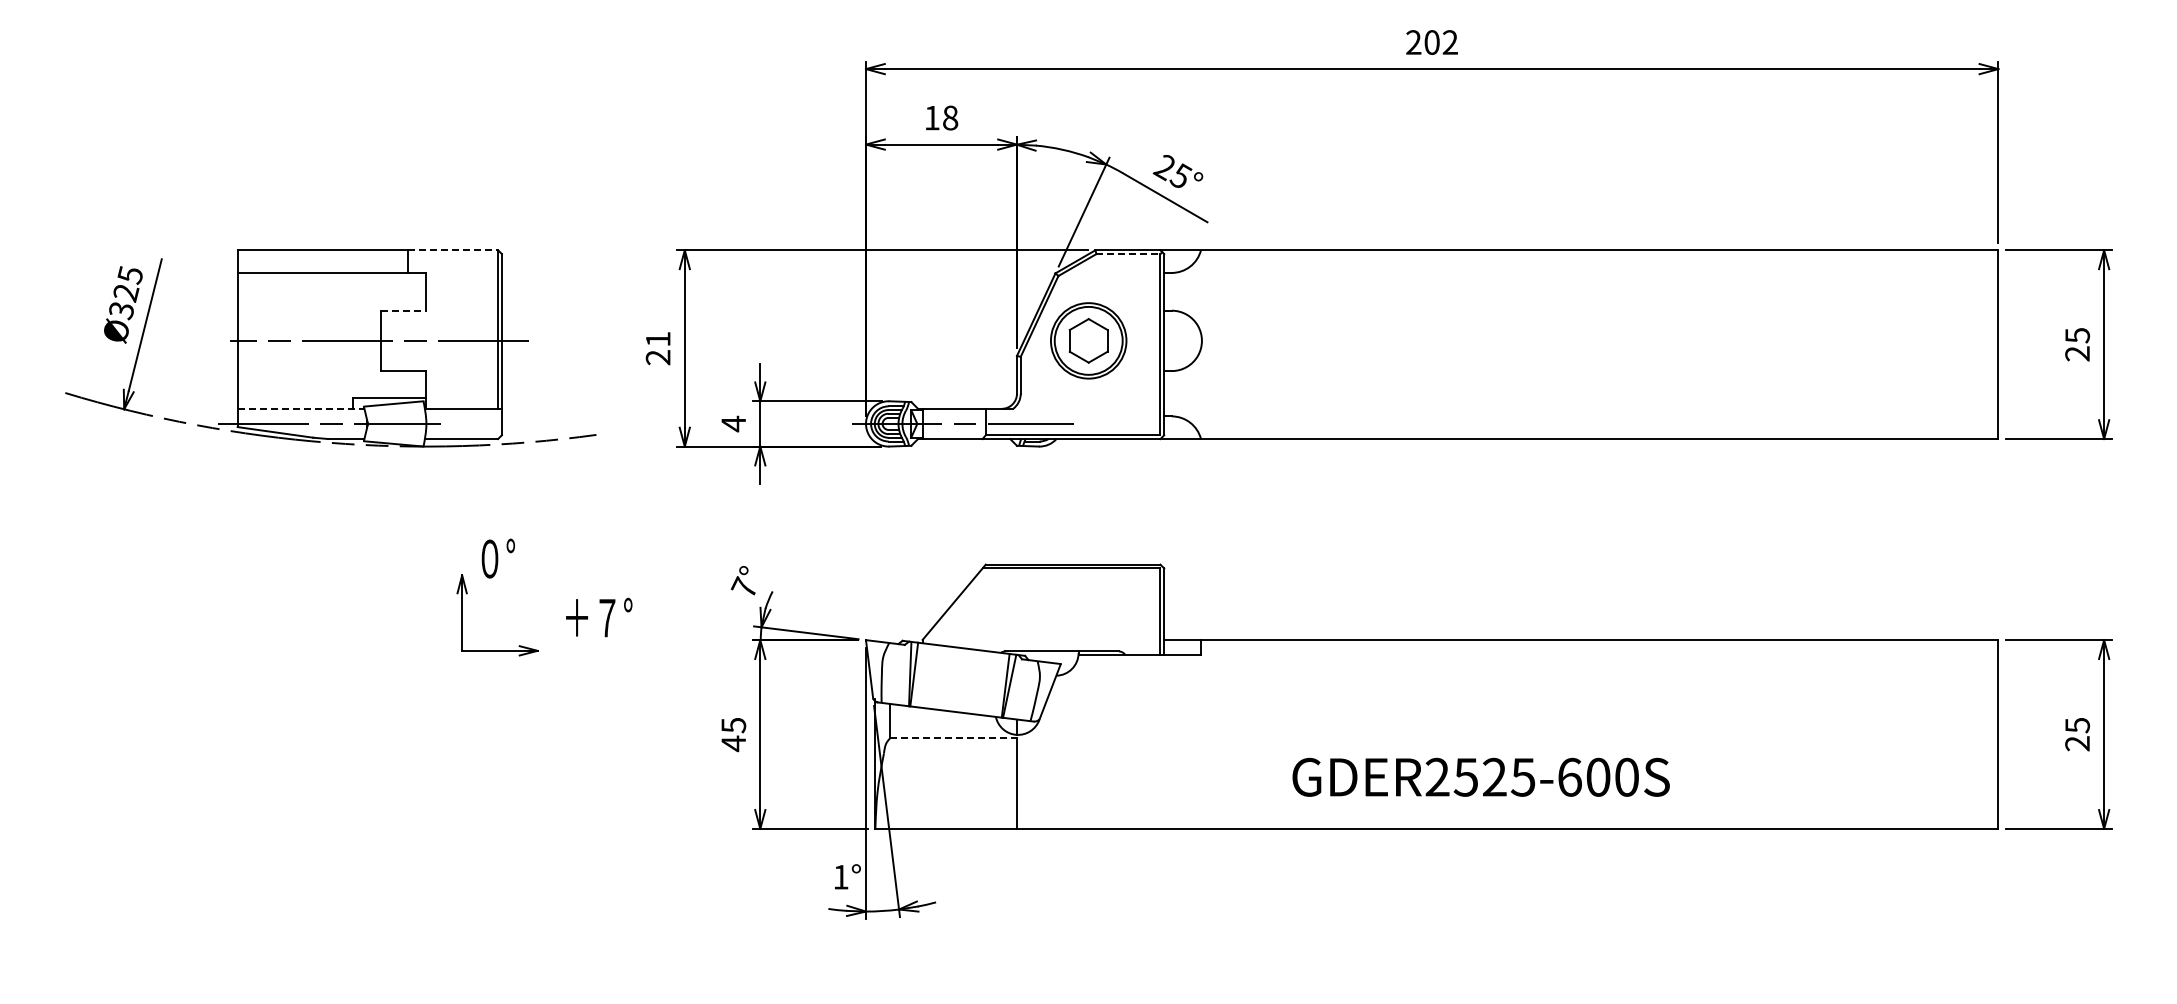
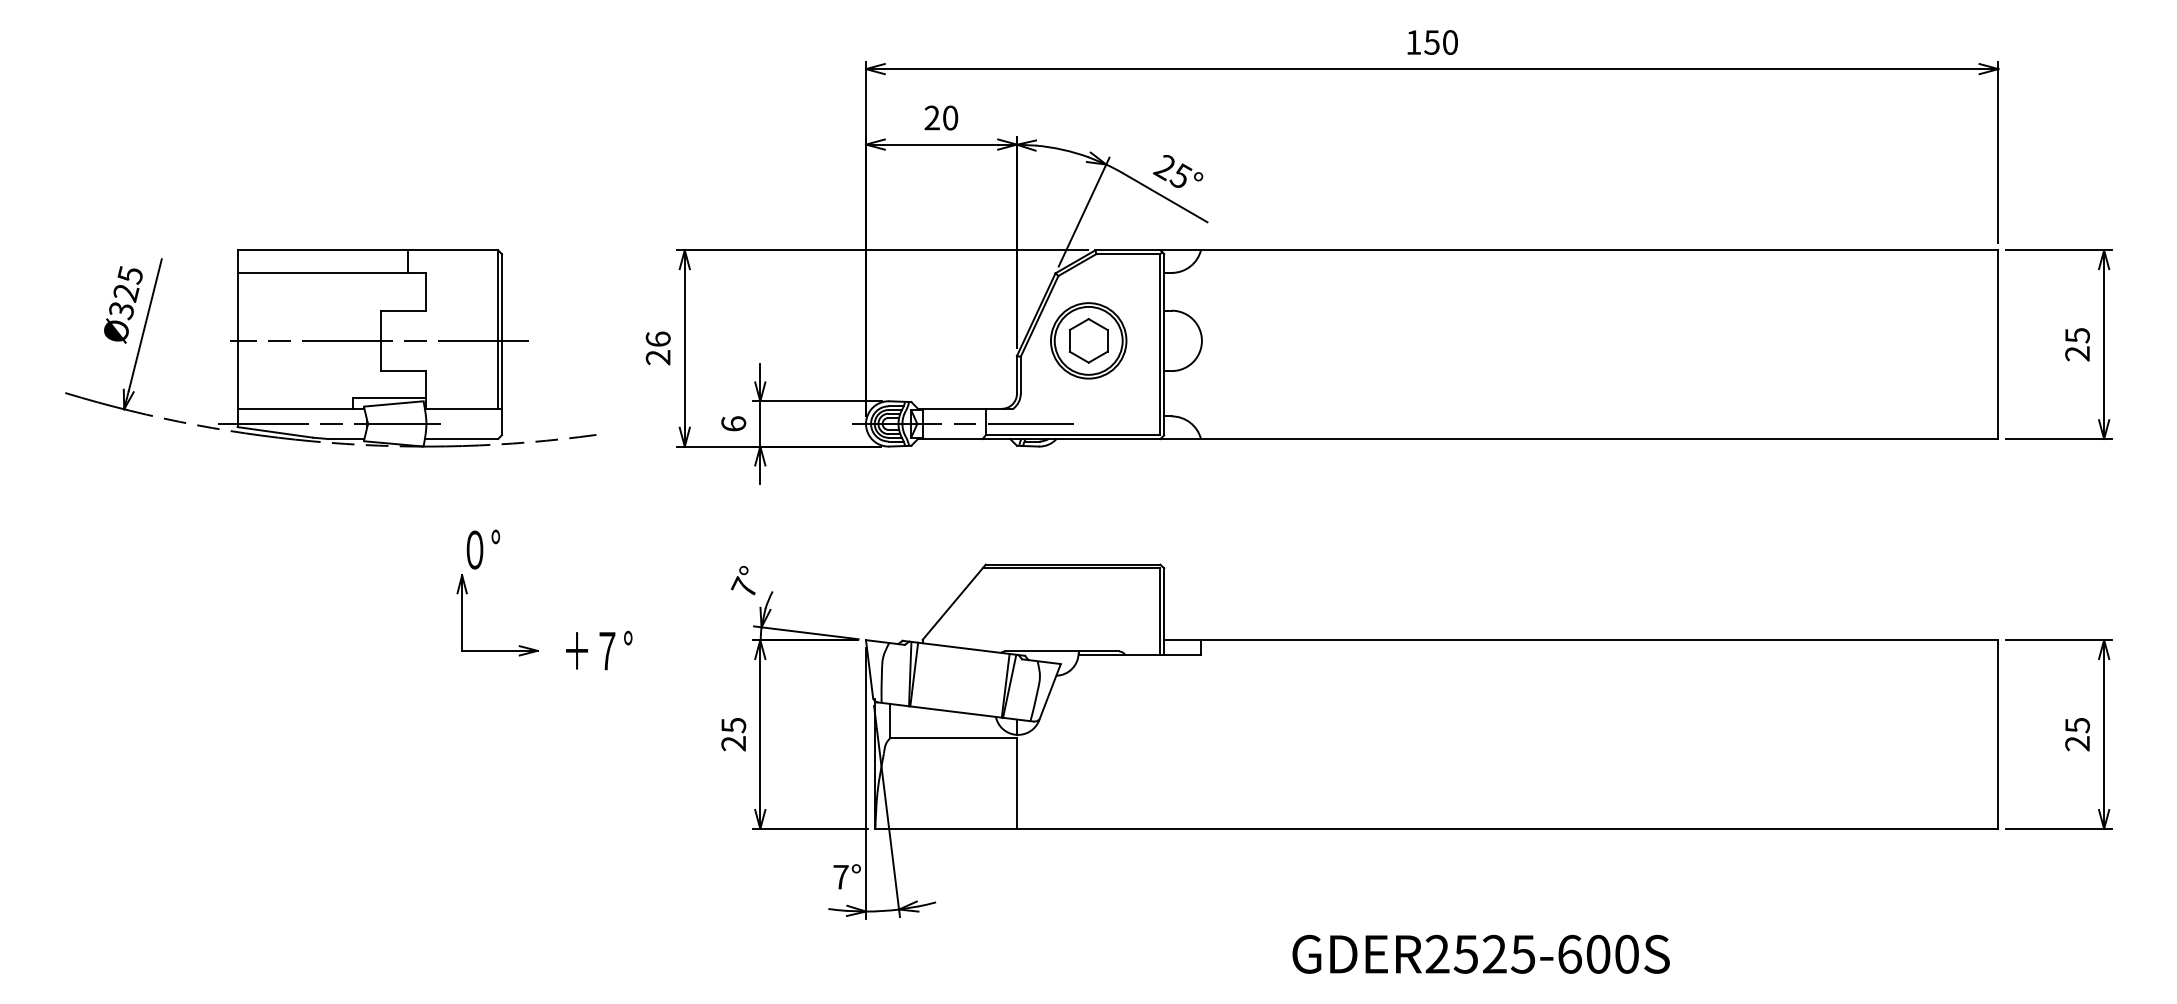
text: 202 -> 150 (1431, 42)
text: 18 -> 20 (941, 117)
line: dashed -> solid (453, 250)
line: dashed -> solid (1128, 254)
line: dashed -> solid (403, 310)
text: 21 -> 26 (657, 338)
line: dashed -> solid (301, 408)
text: 4 -> 6 (733, 423)
text position: (497, 558) -> (482, 549) (482, 549)
text position: (599, 617) -> (599, 650) (599, 650)
line: dashed -> solid (954, 738)
text: 45 -> 25 (733, 743)
text position: (1480, 776) -> (1480, 953) (1480, 953)
text: 1° -> 7° (840, 877)
